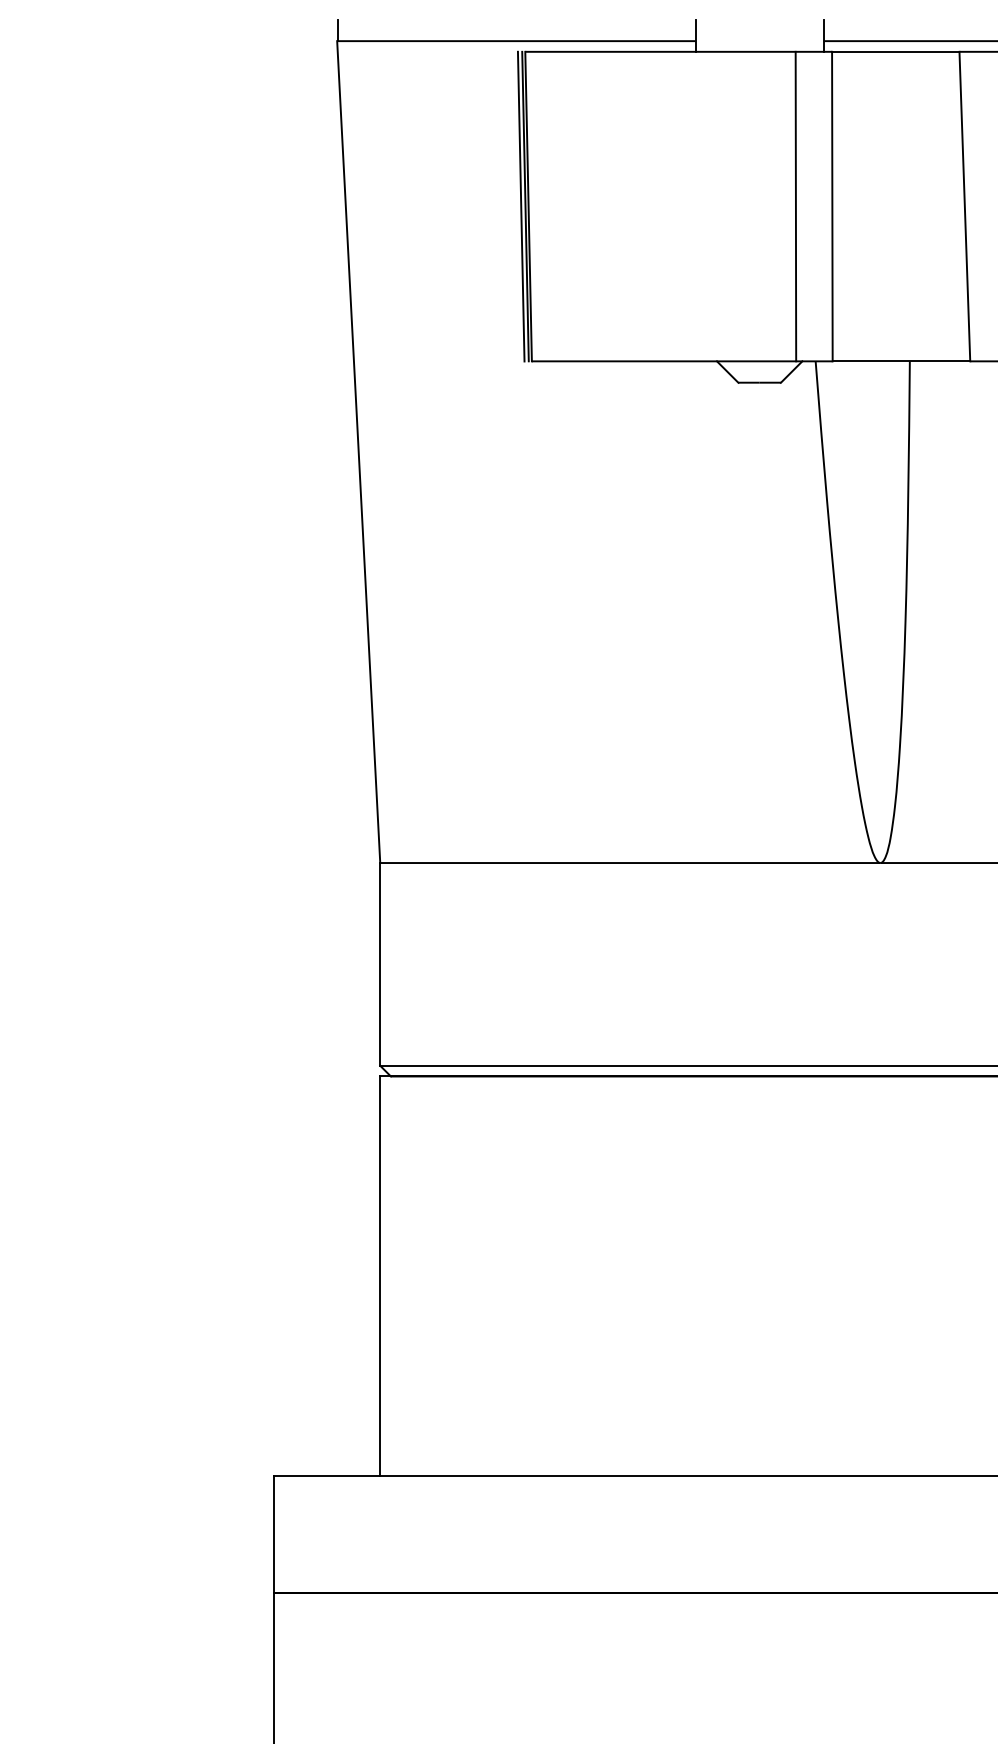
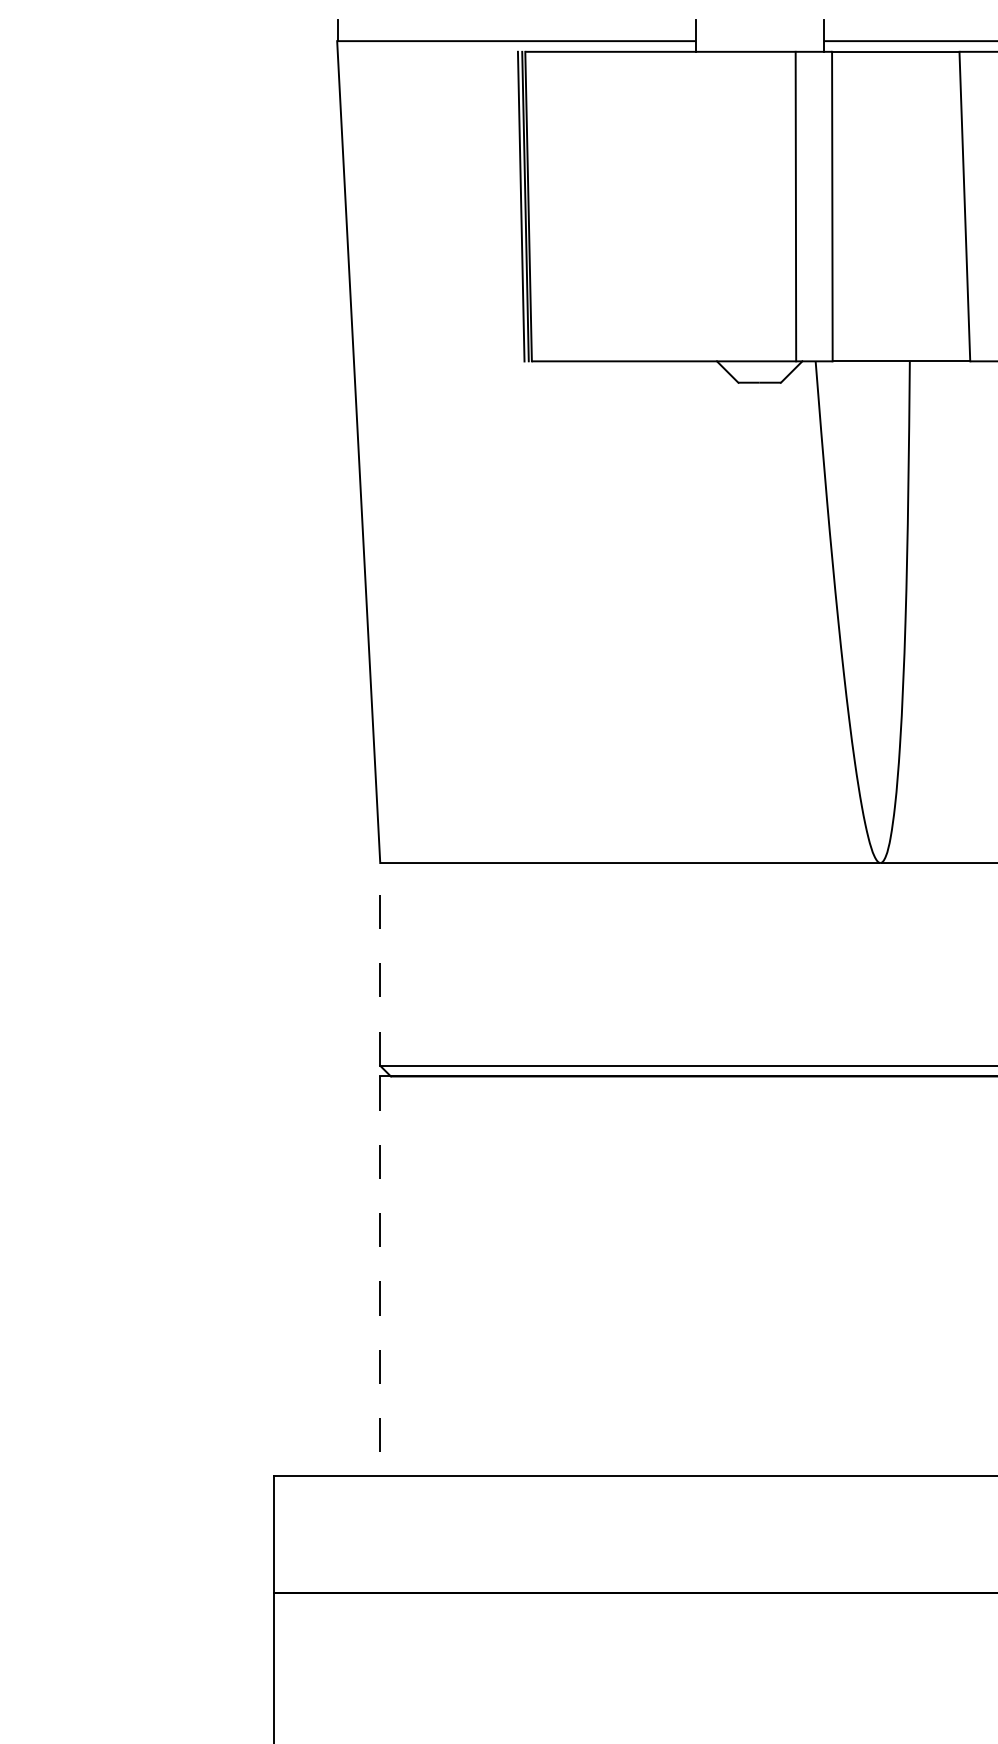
line: solid -> dashed (380, 963)
line: solid -> dashed (380, 1276)
